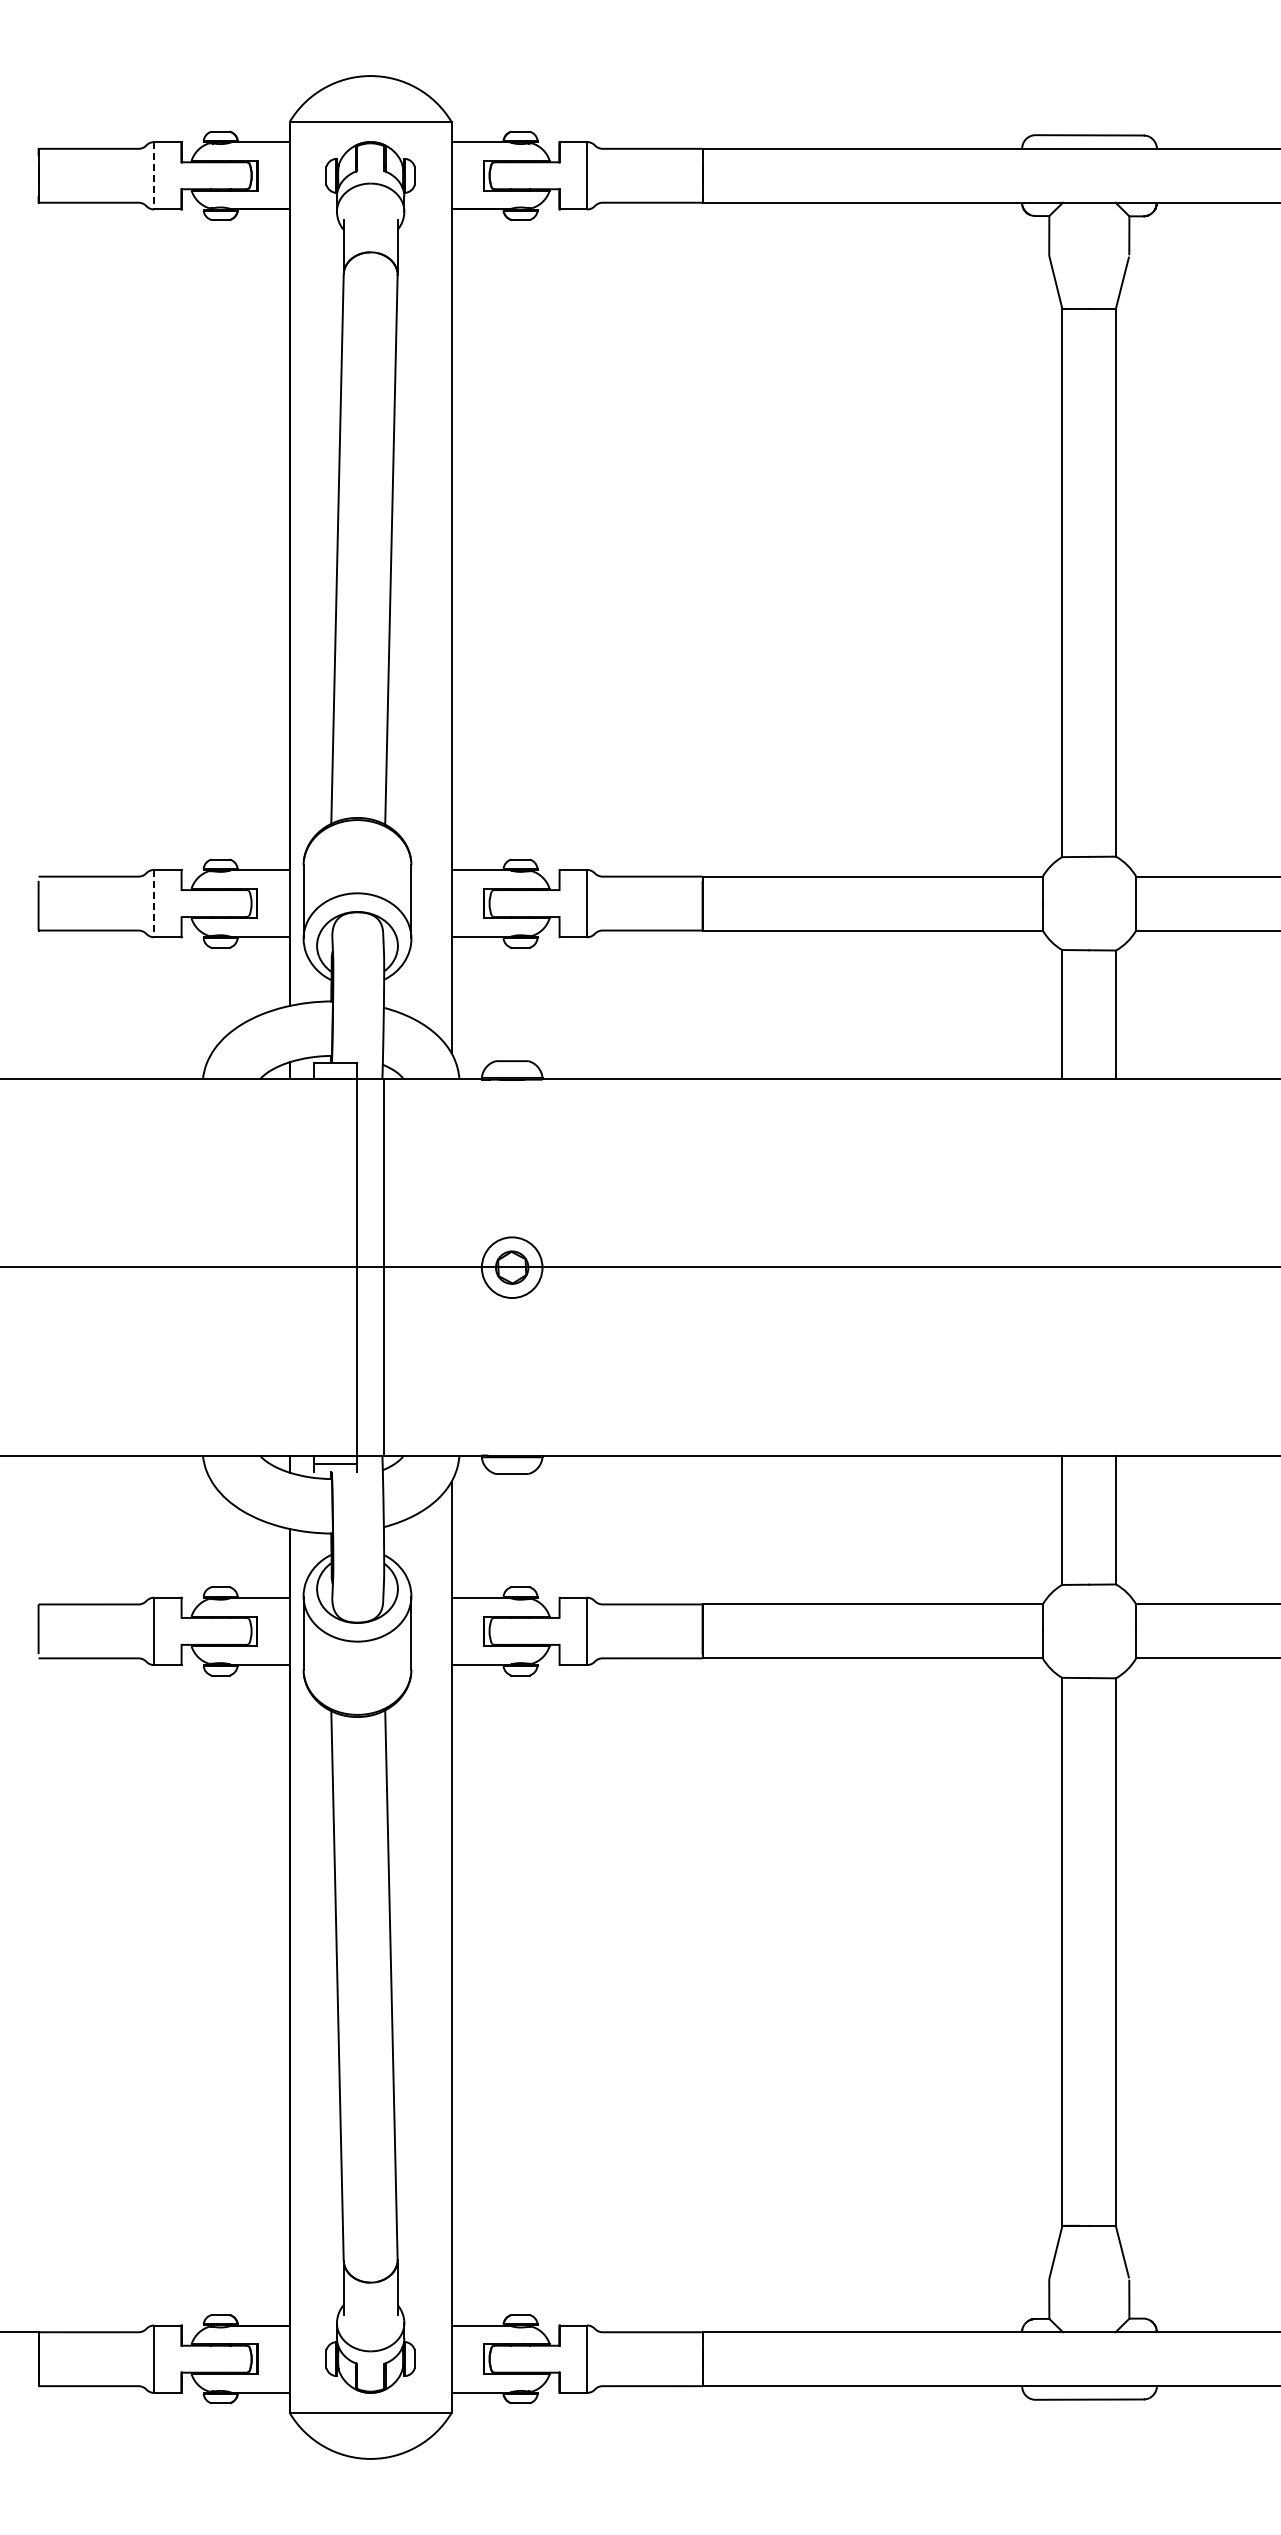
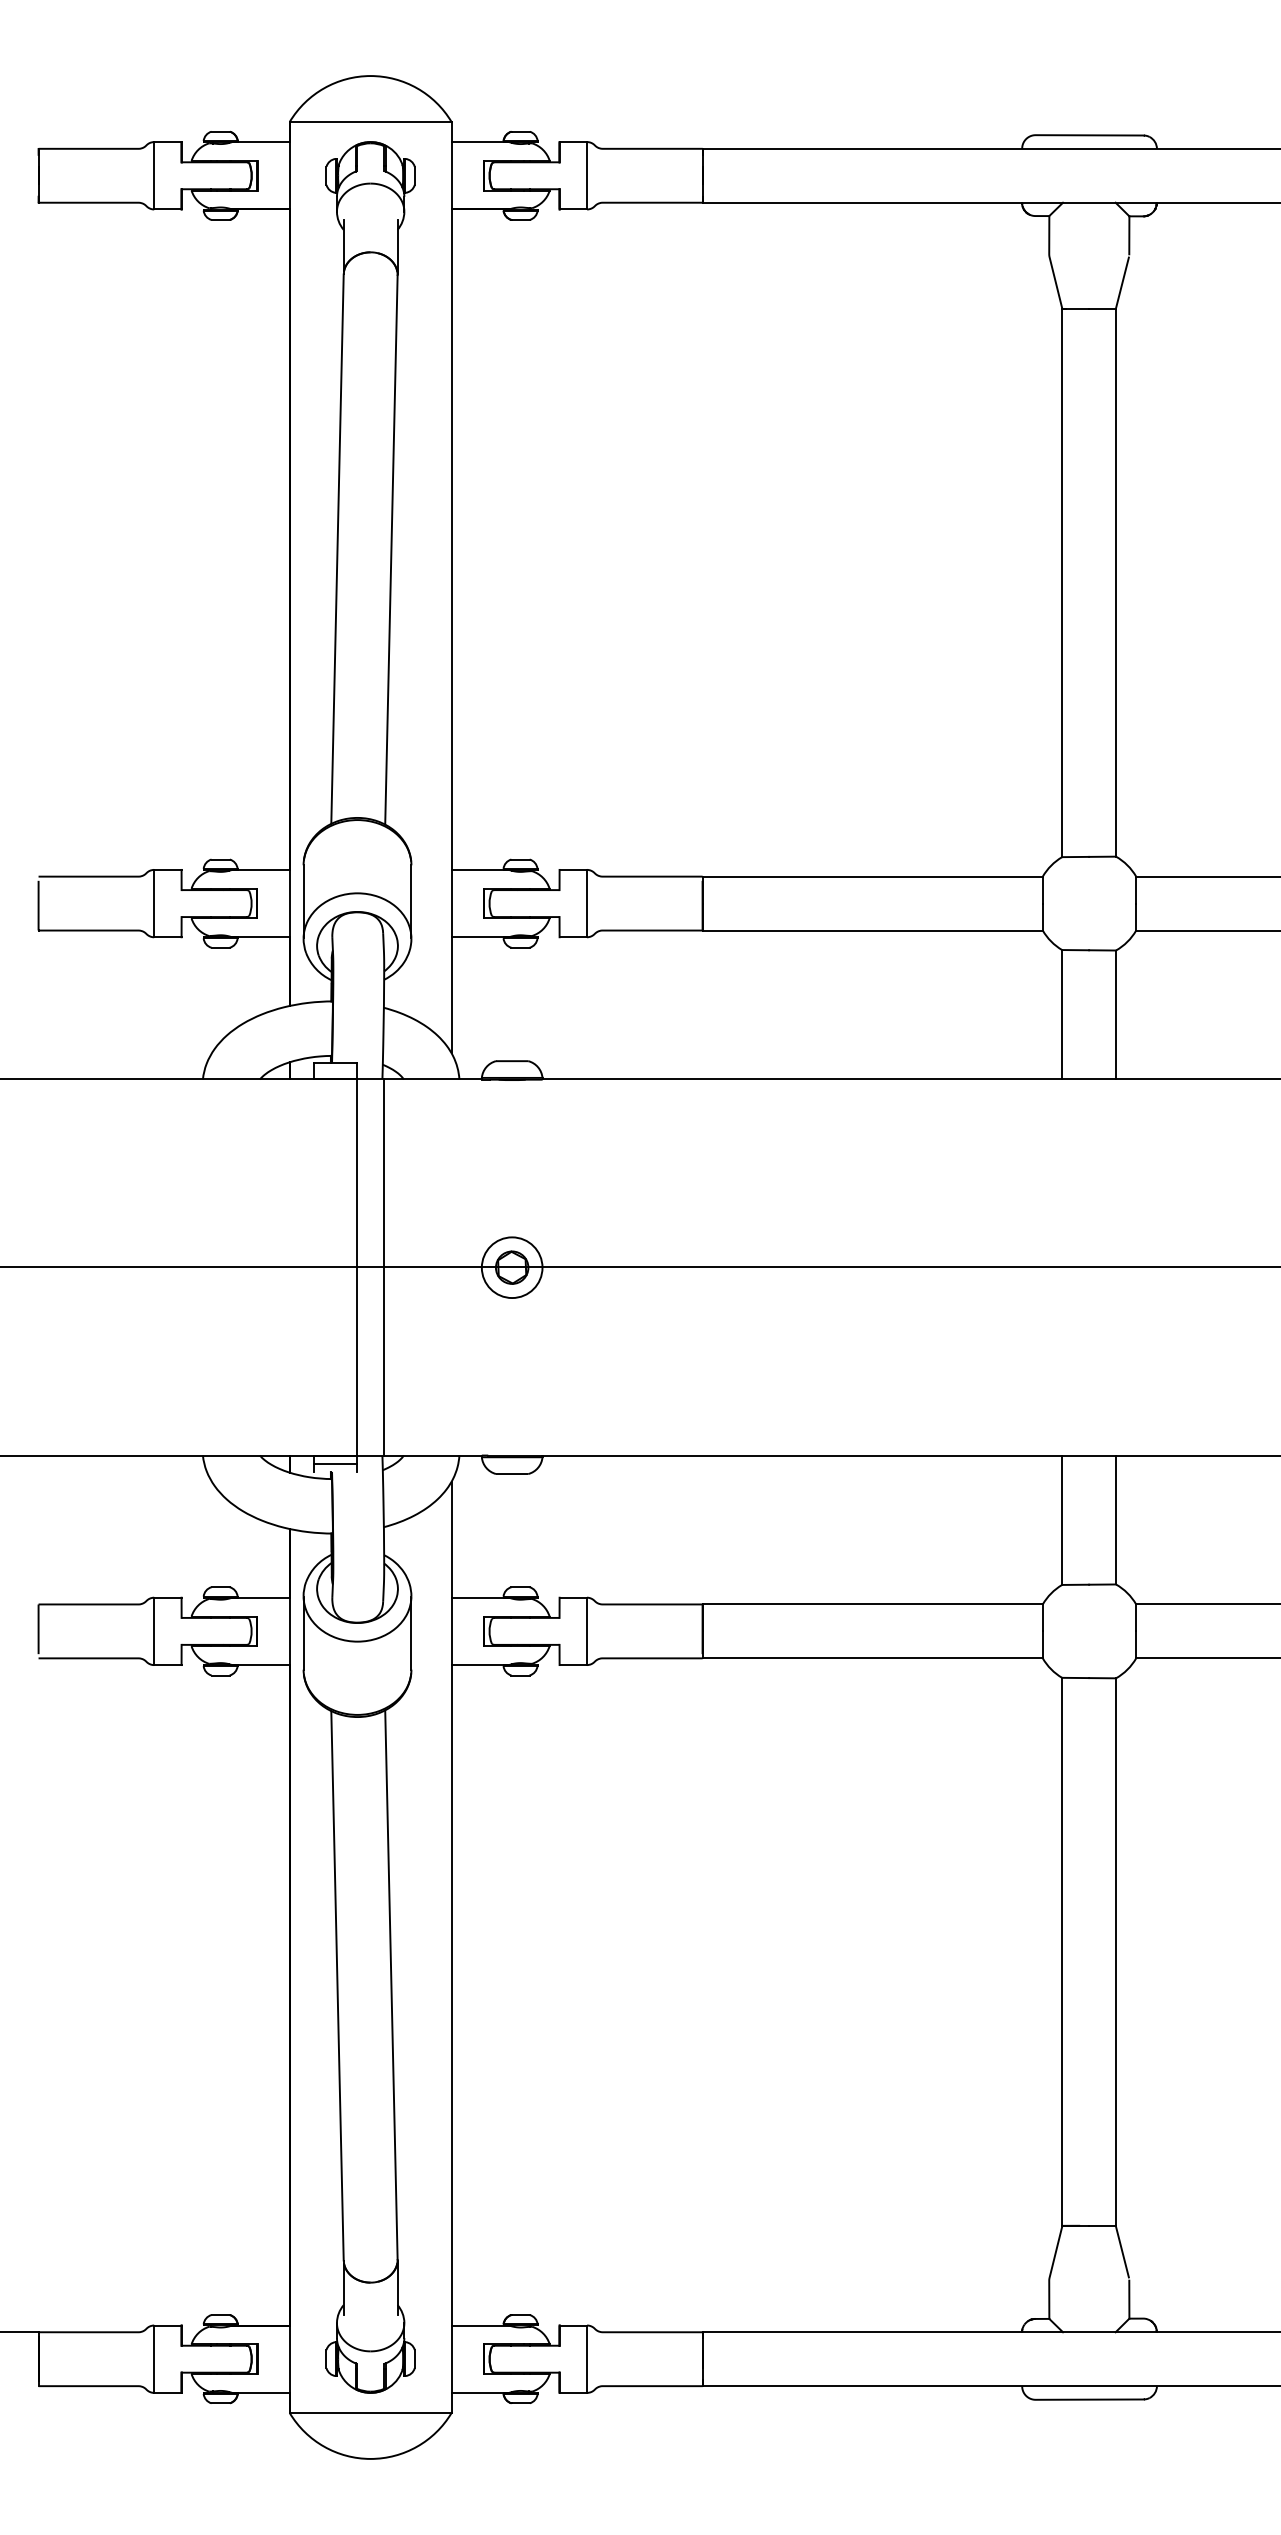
line: dashed -> solid (154, 175)
line: dashed -> solid (154, 903)
